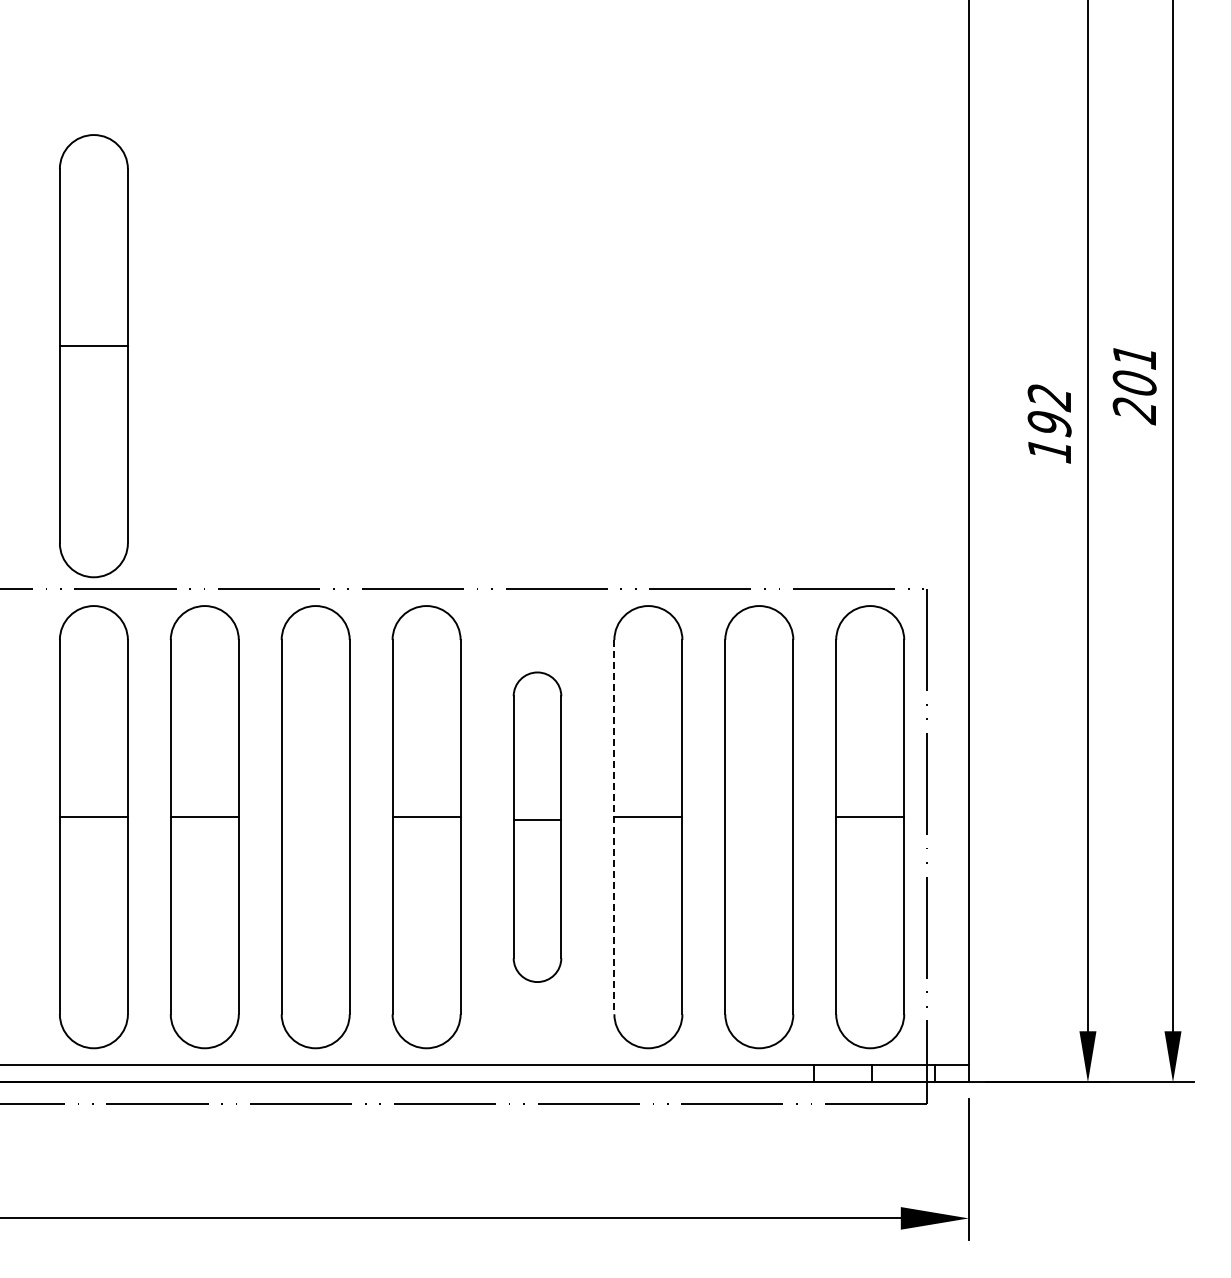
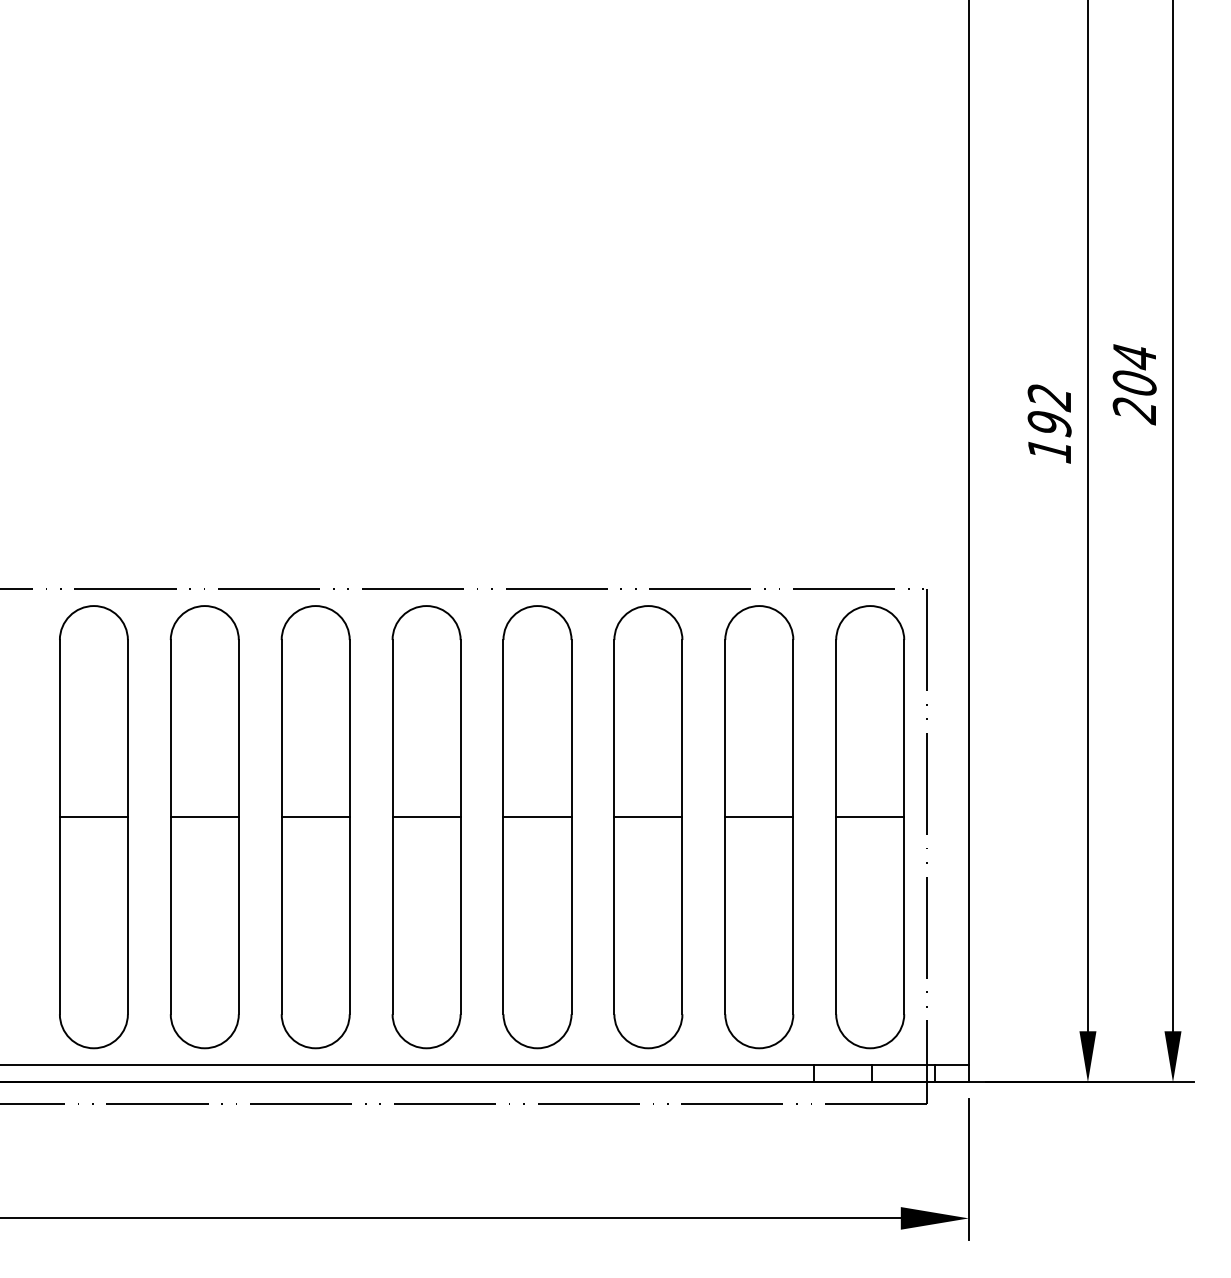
part: present -> none (93, 356)
text: 201 -> 204 (1134, 357)
line: none -> present (315, 816)
line: none -> present (759, 816)
part size: 51x312 px -> 71x445 px (537, 827)
line: dashed -> solid (614, 827)
